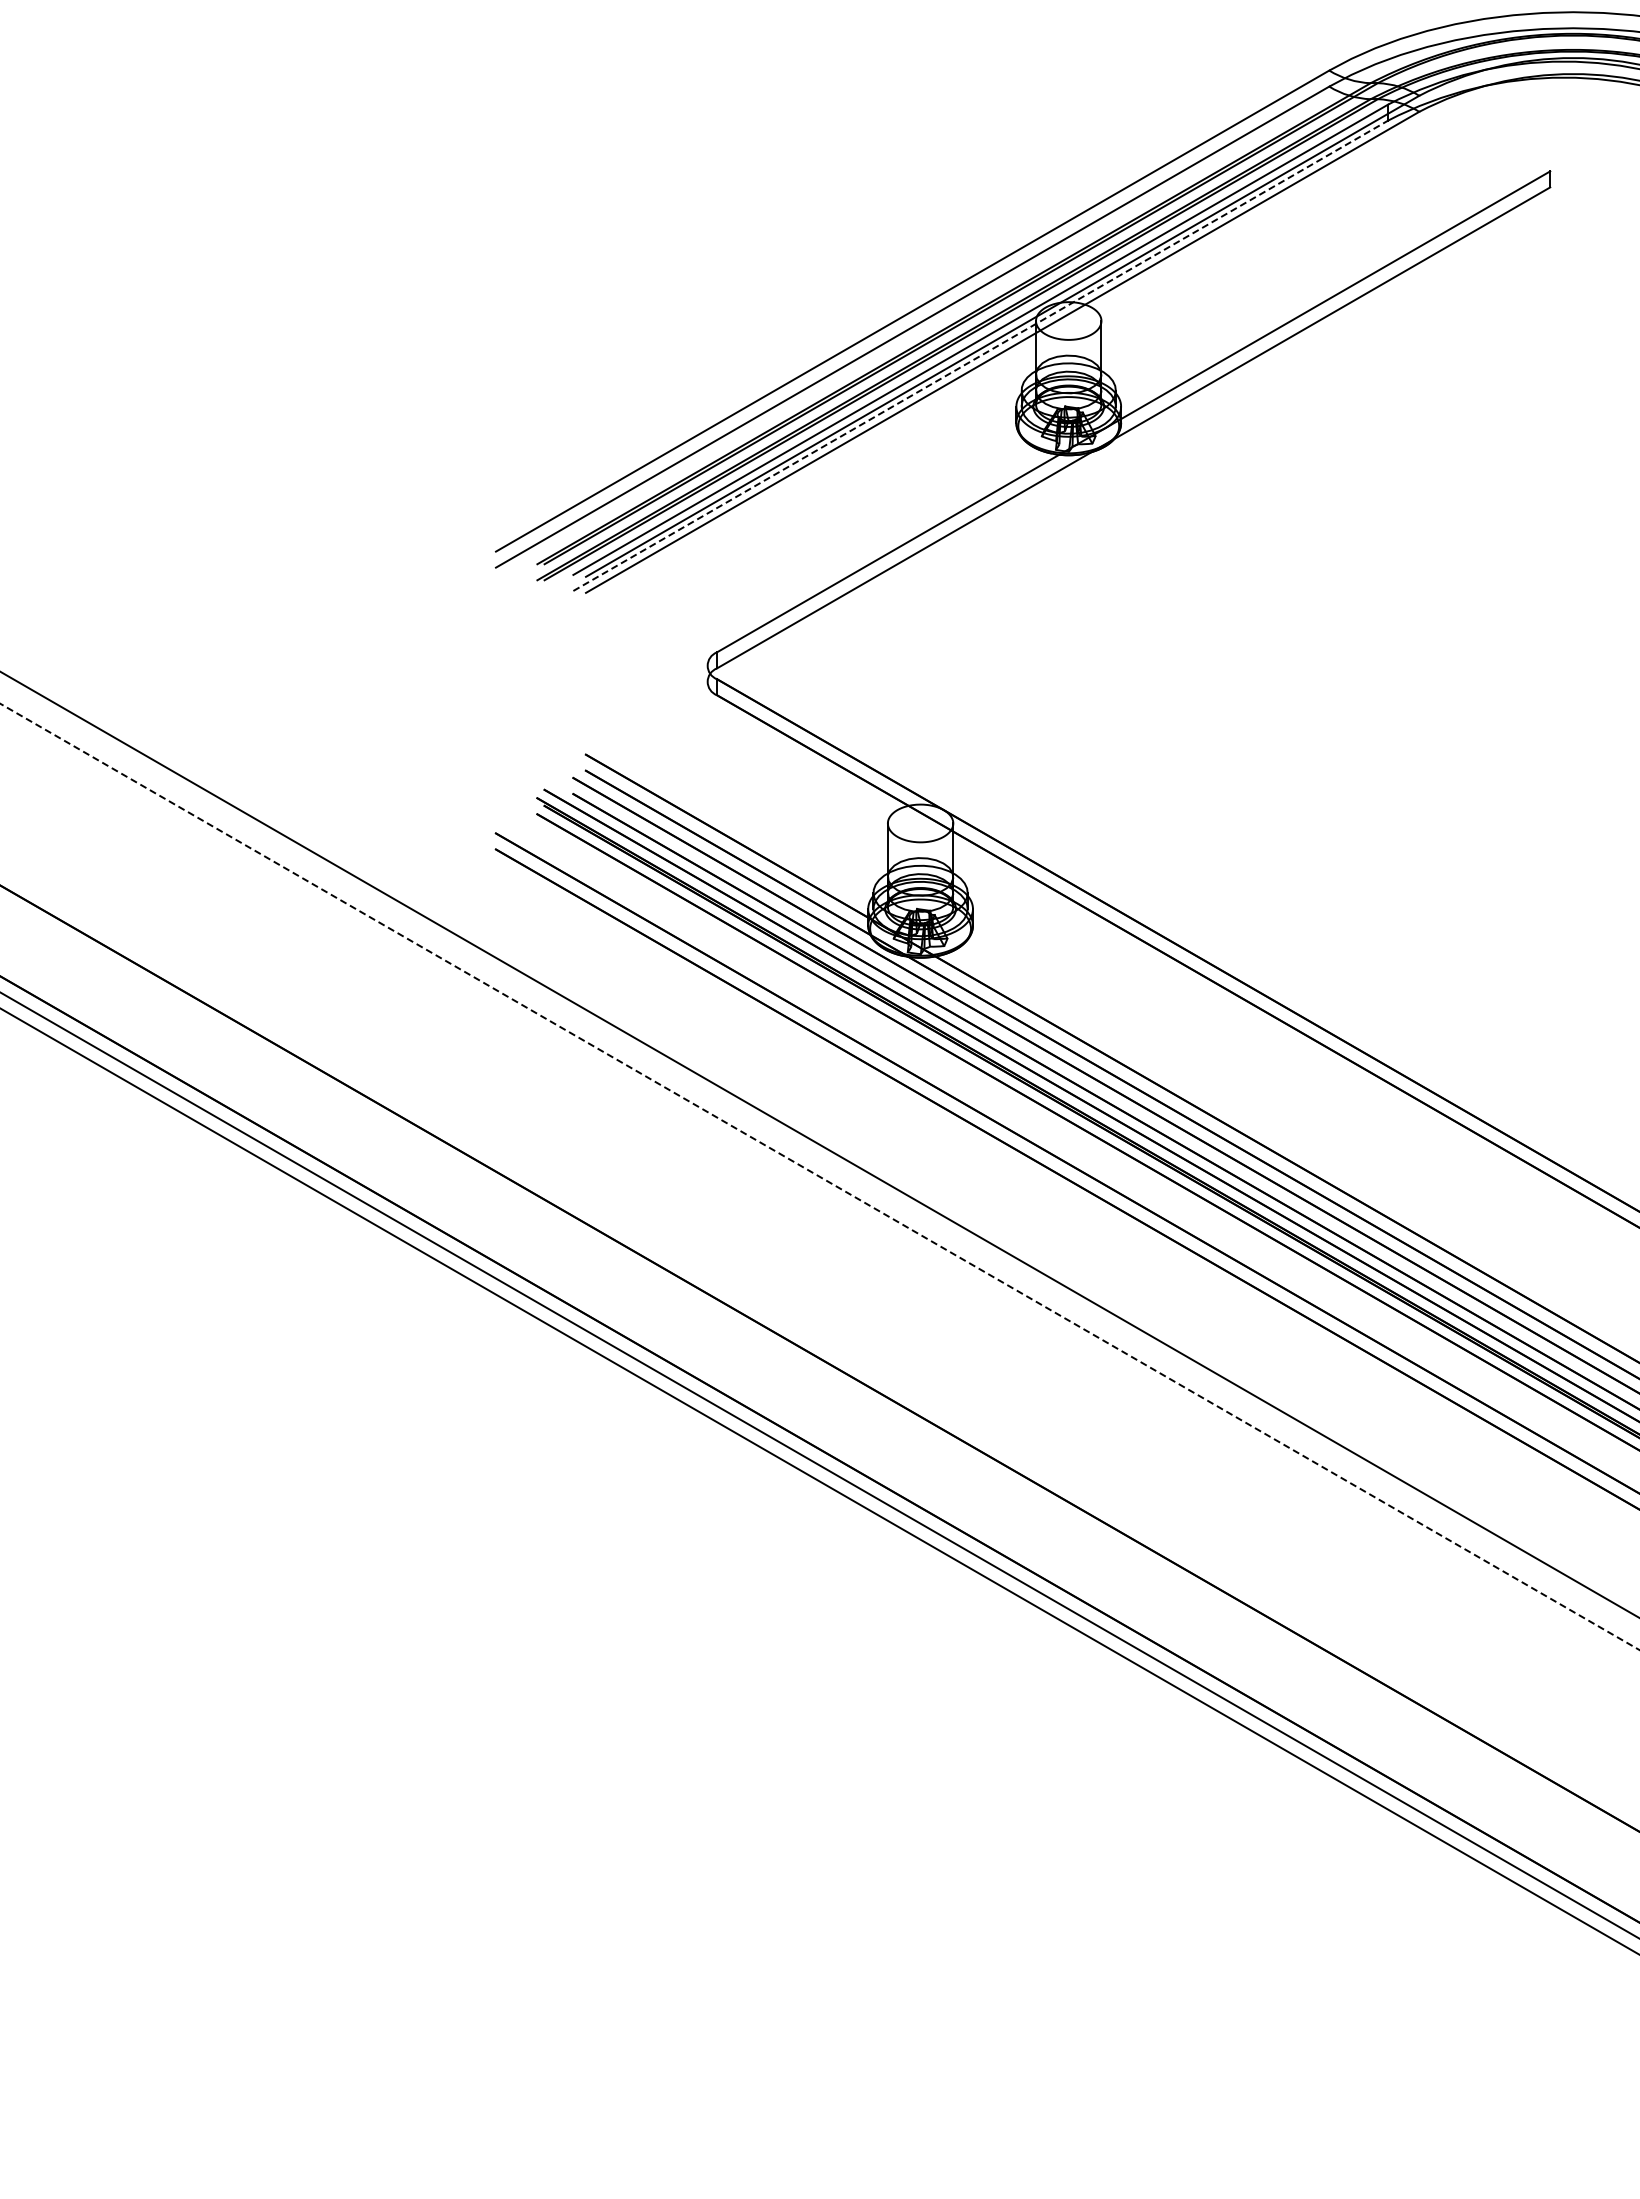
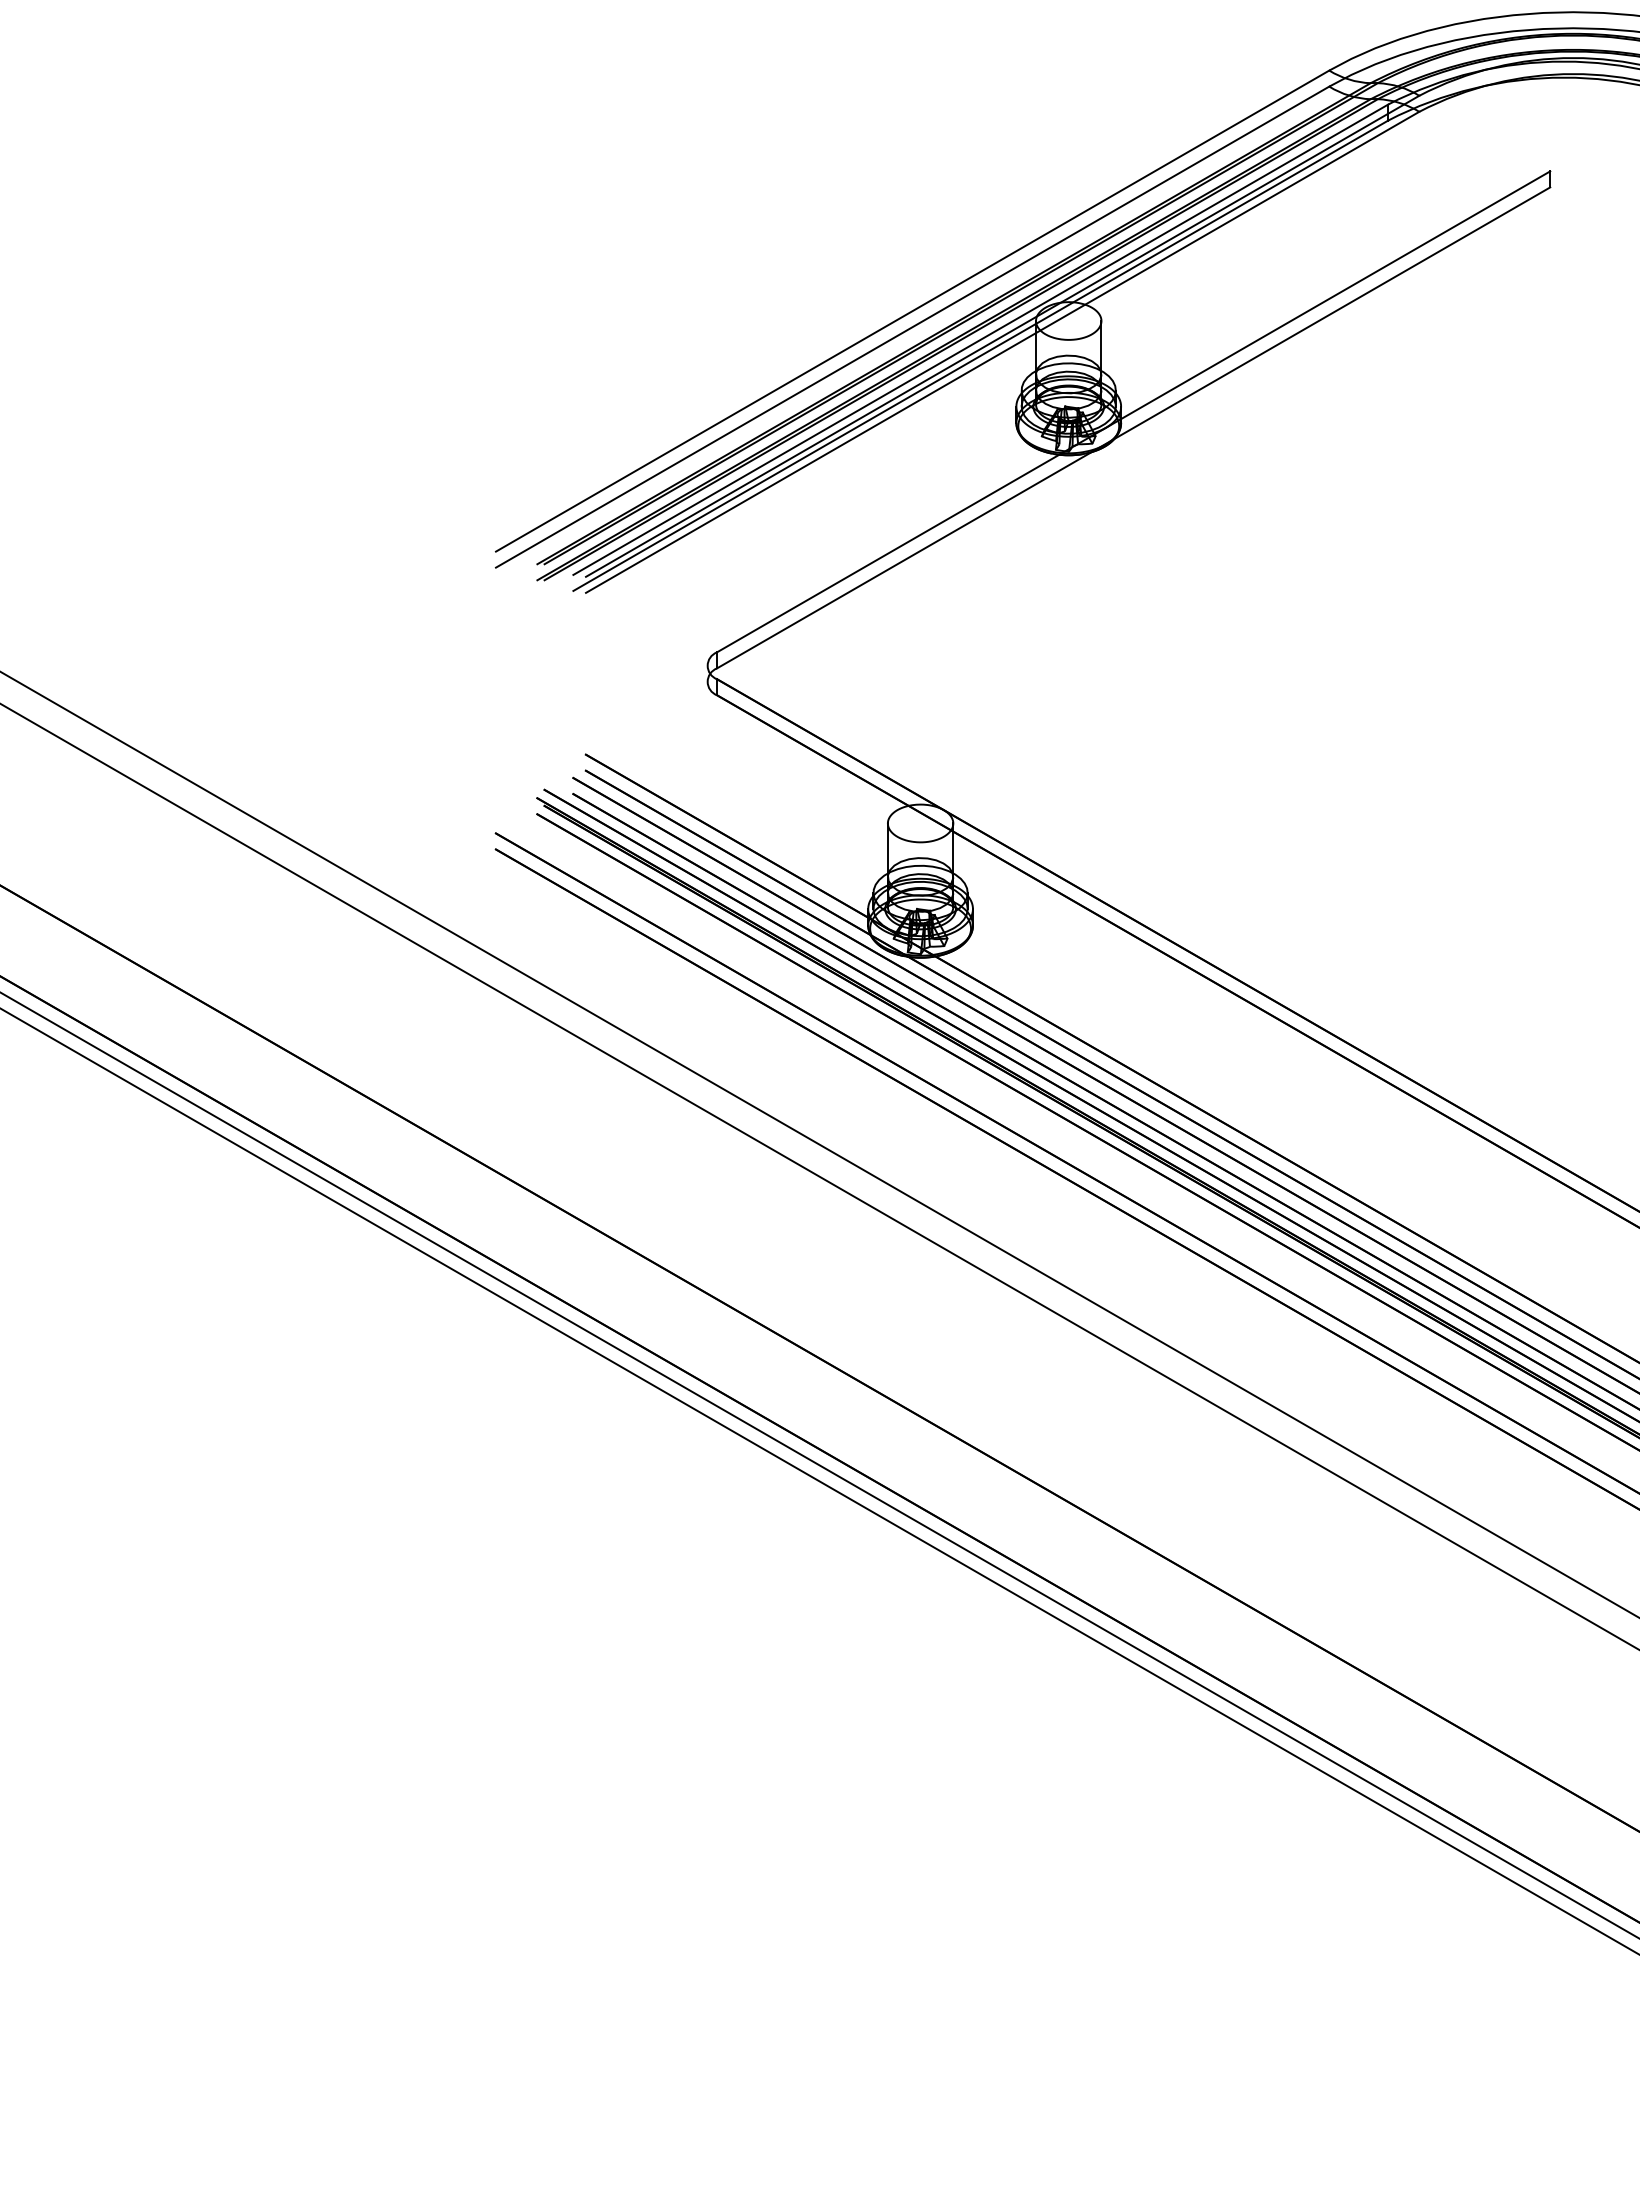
line: dashed -> solid (981, 355)
line: dashed -> solid (820, 1177)
